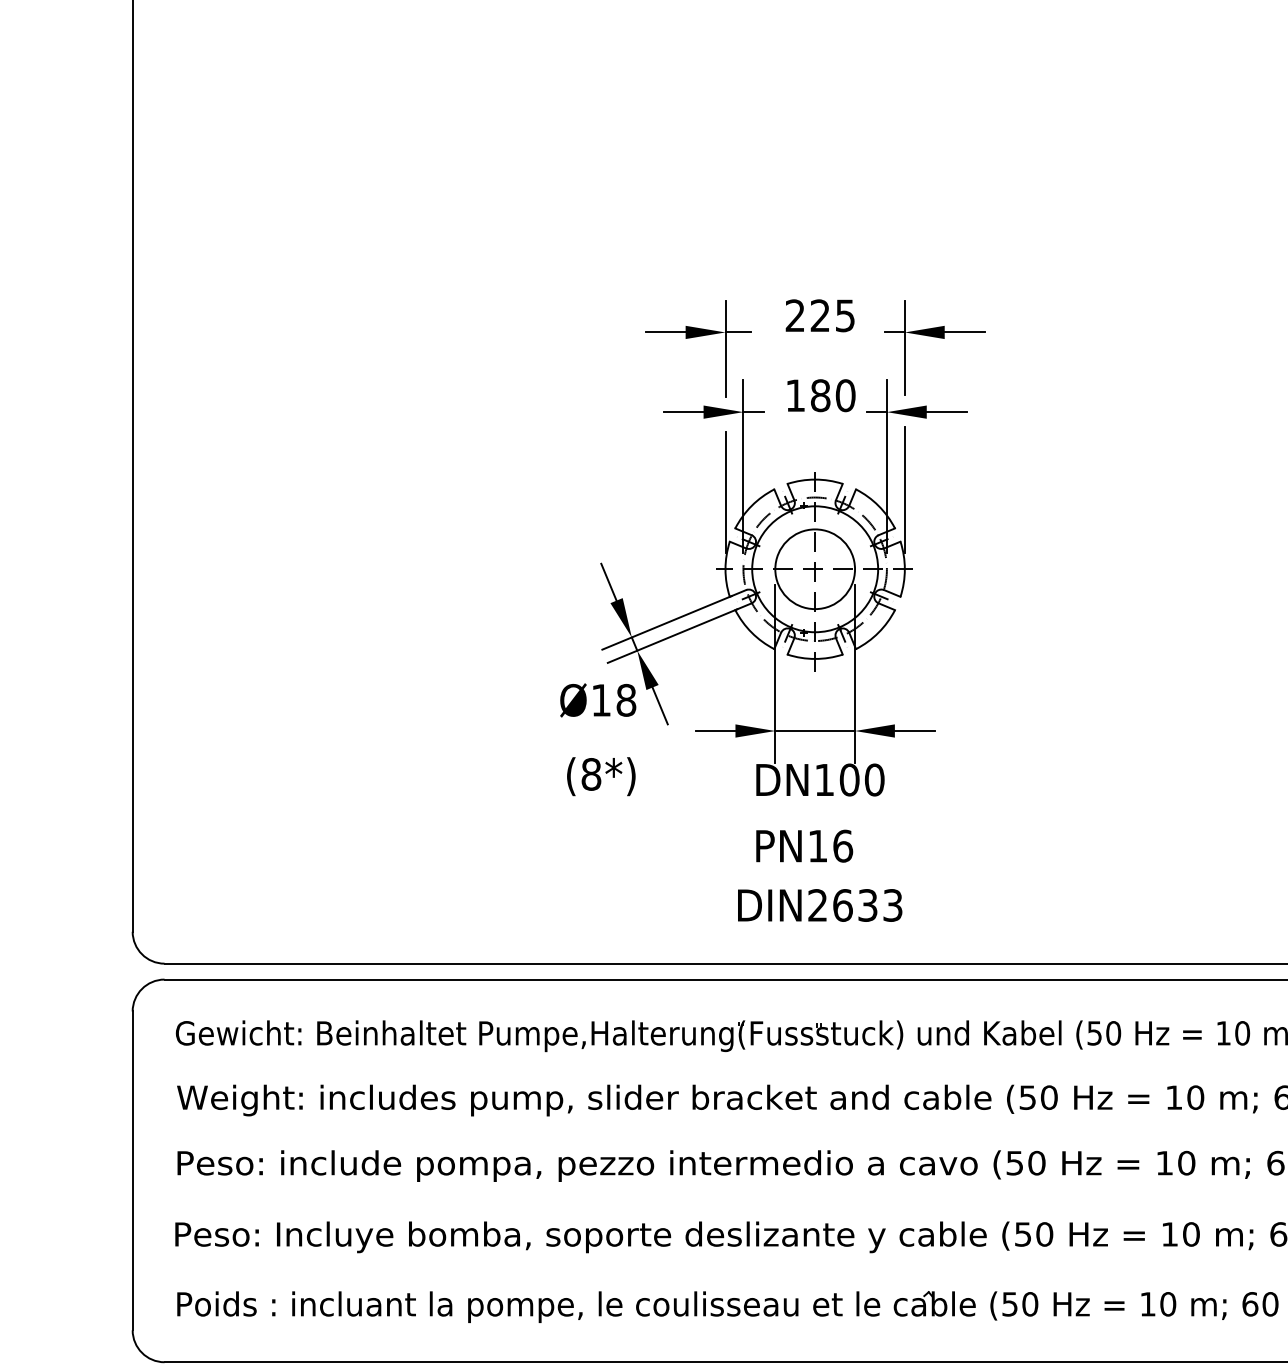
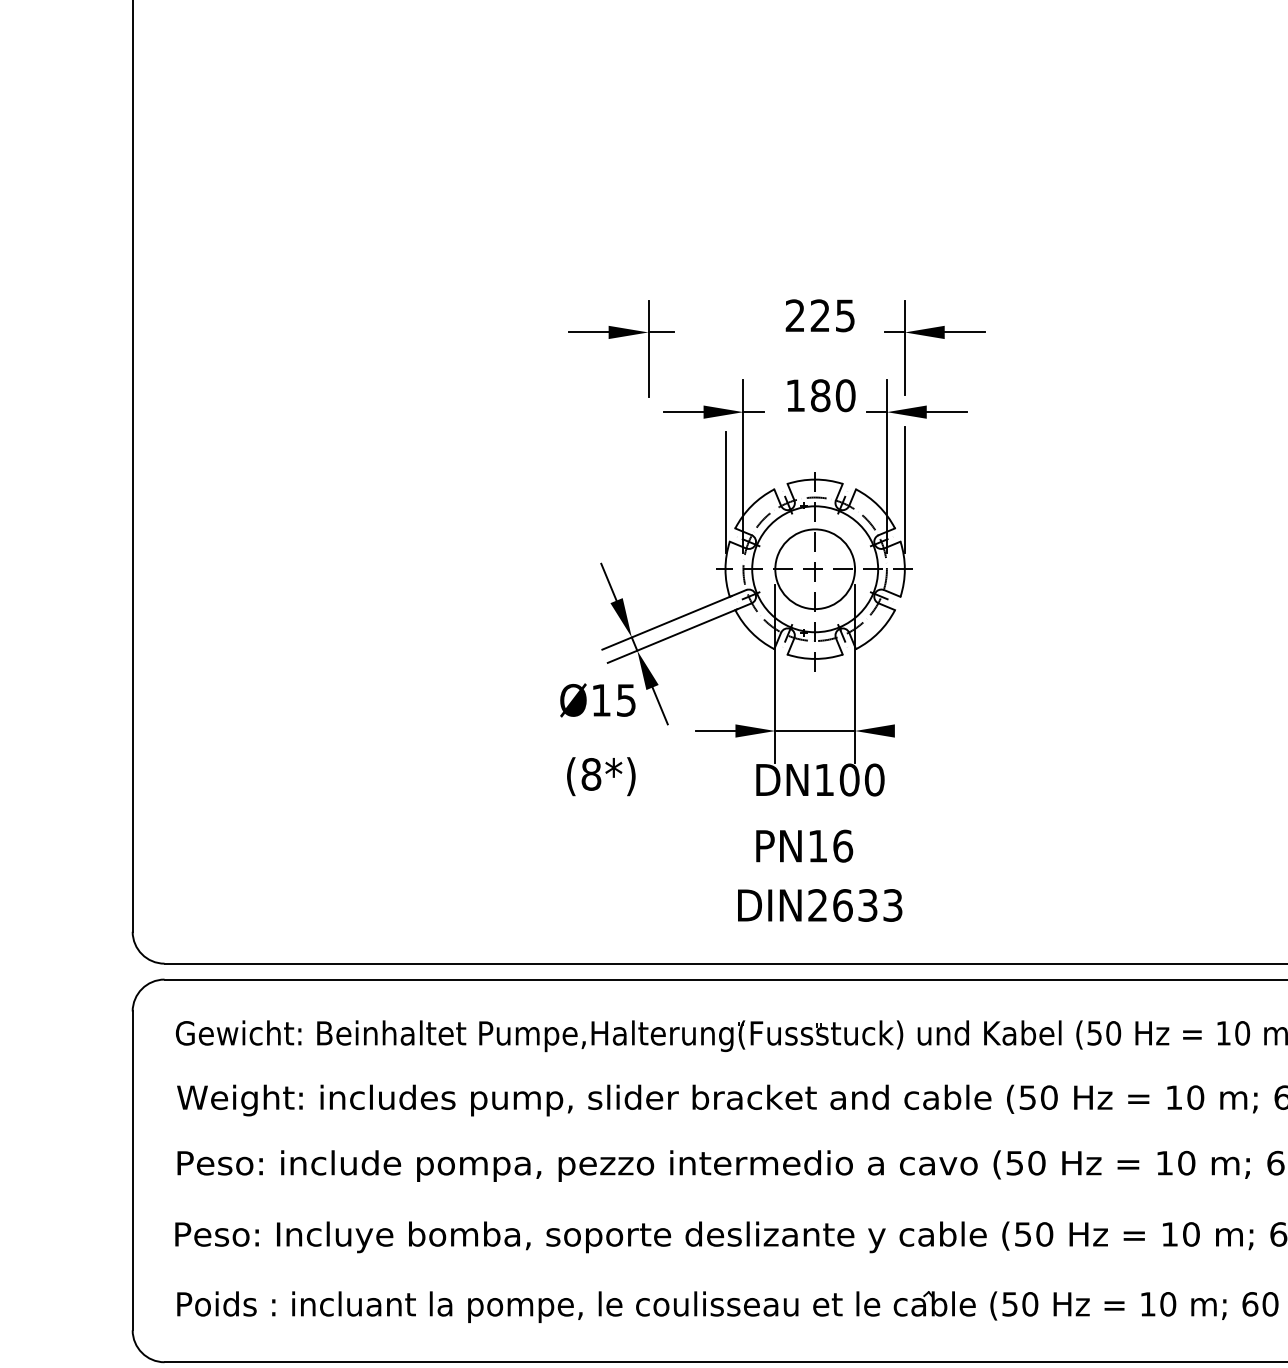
part position: (696, 337) -> (619, 337) (619, 337)
text: Ø18 -> Ø15 (626, 699)
line: present -> none (914, 731)
